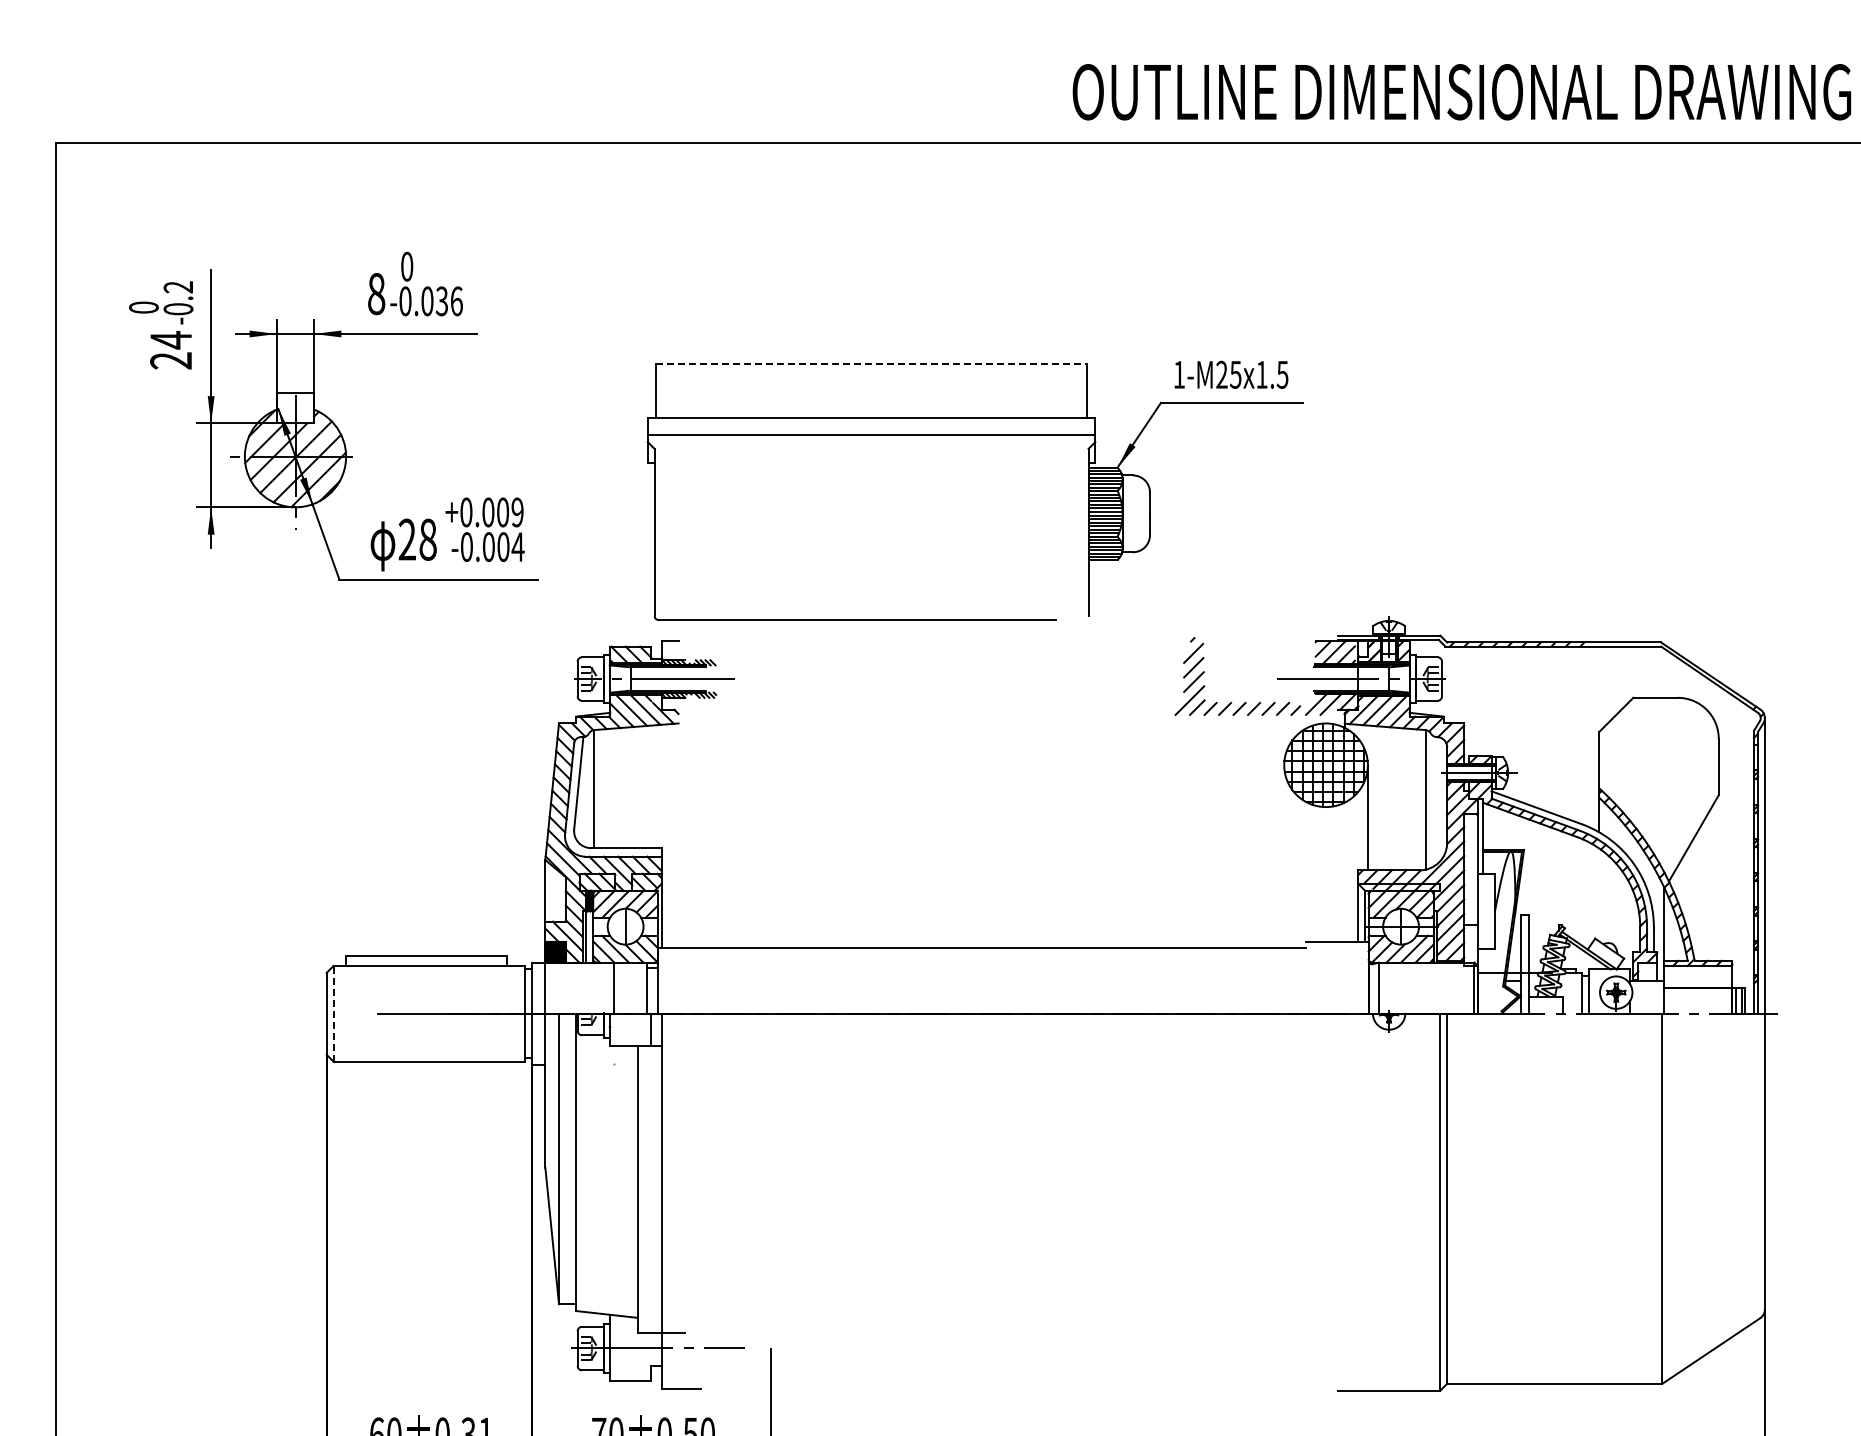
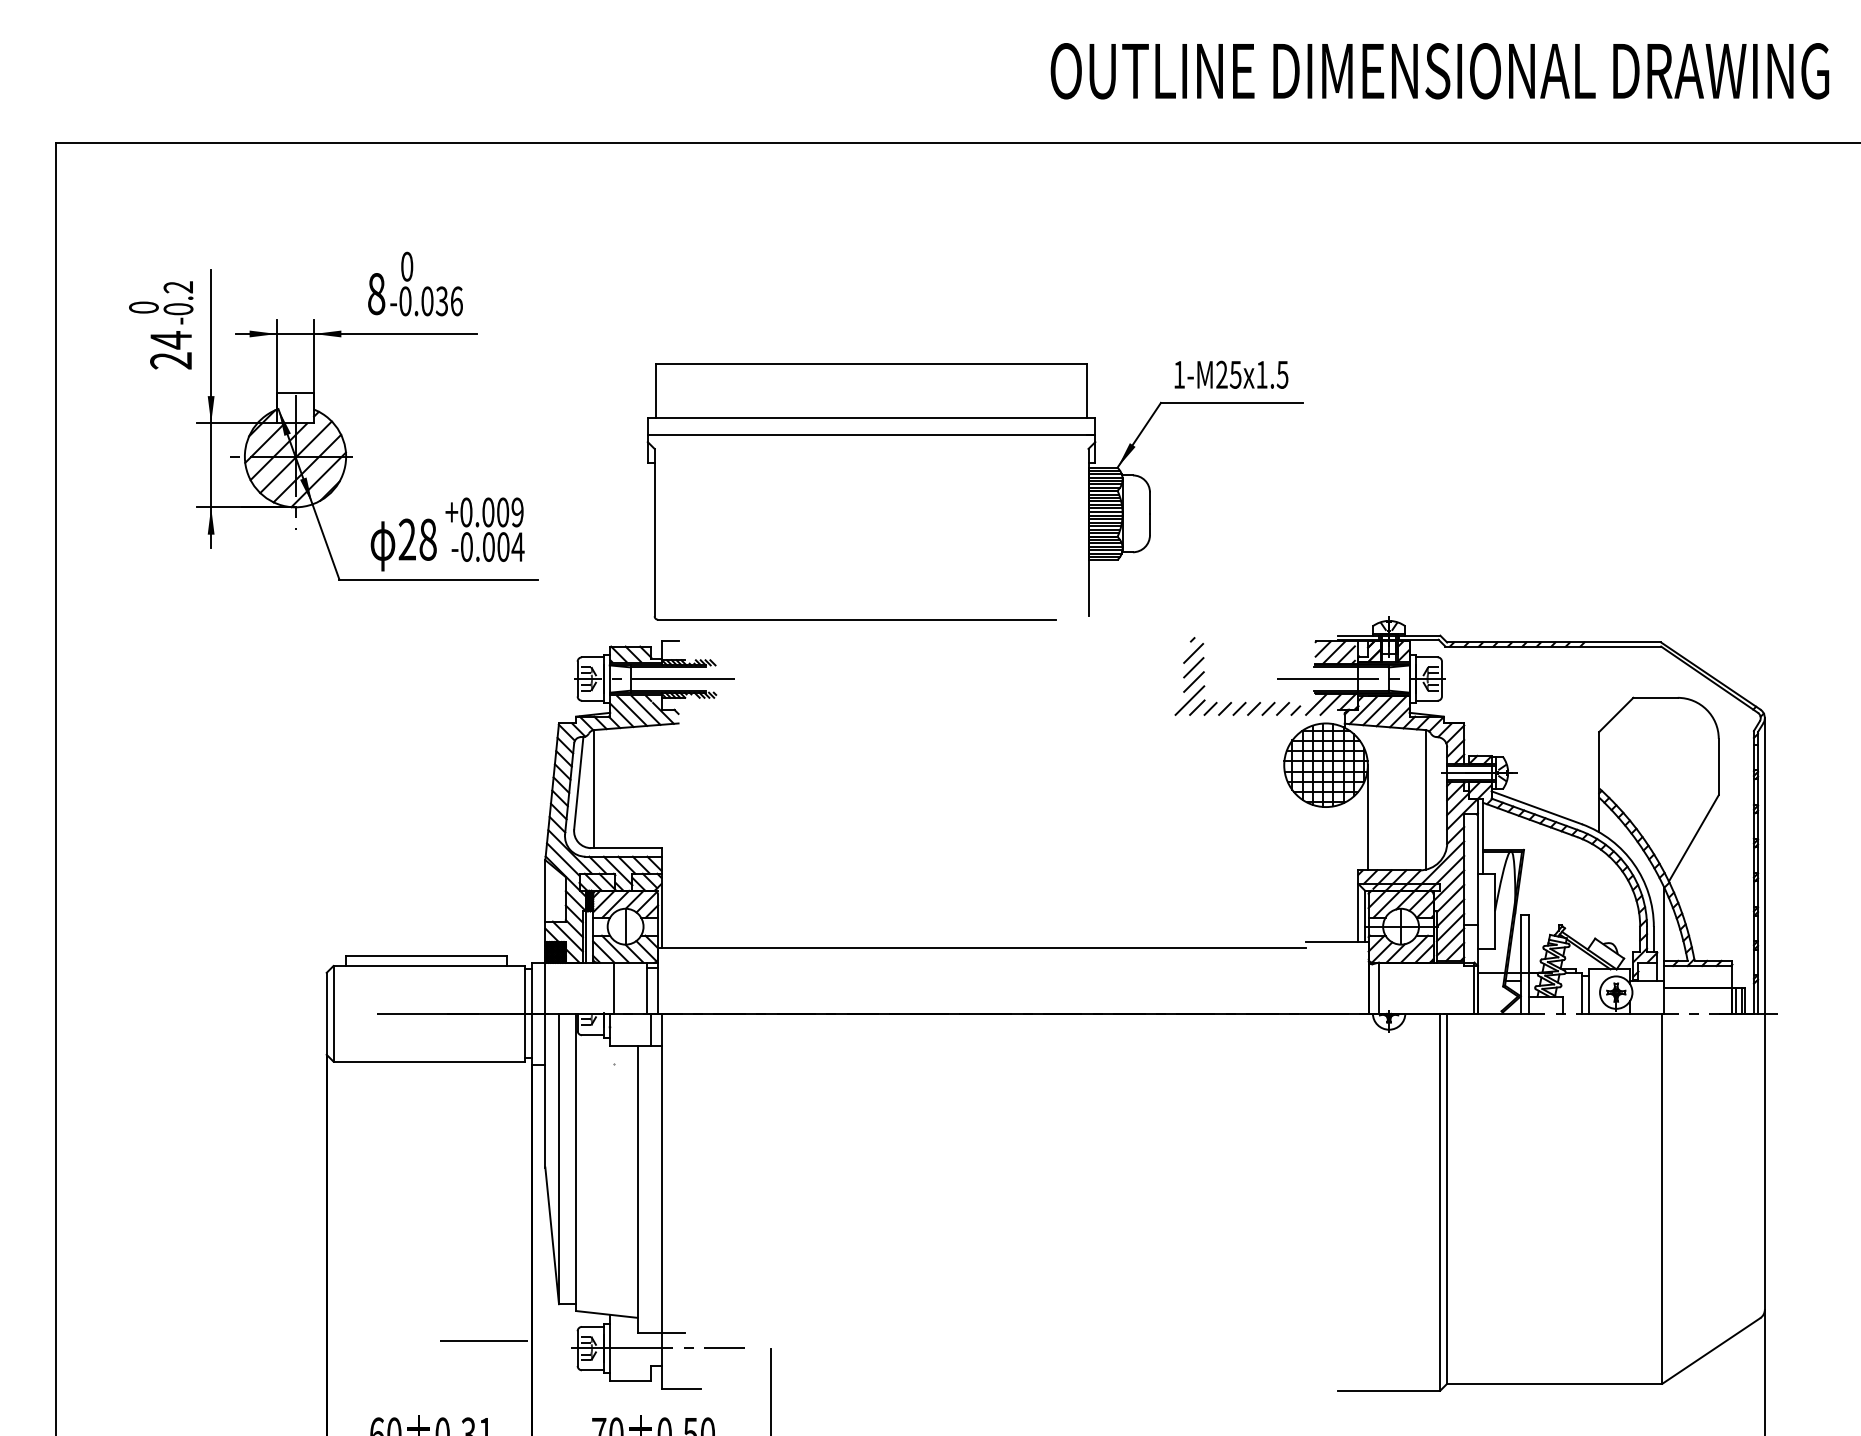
text position: (1461, 92) -> (1439, 71) (1439, 71)
line: dashed -> solid (872, 363)
line: dashed -> solid (333, 1013)
line: none -> present (484, 1340)
